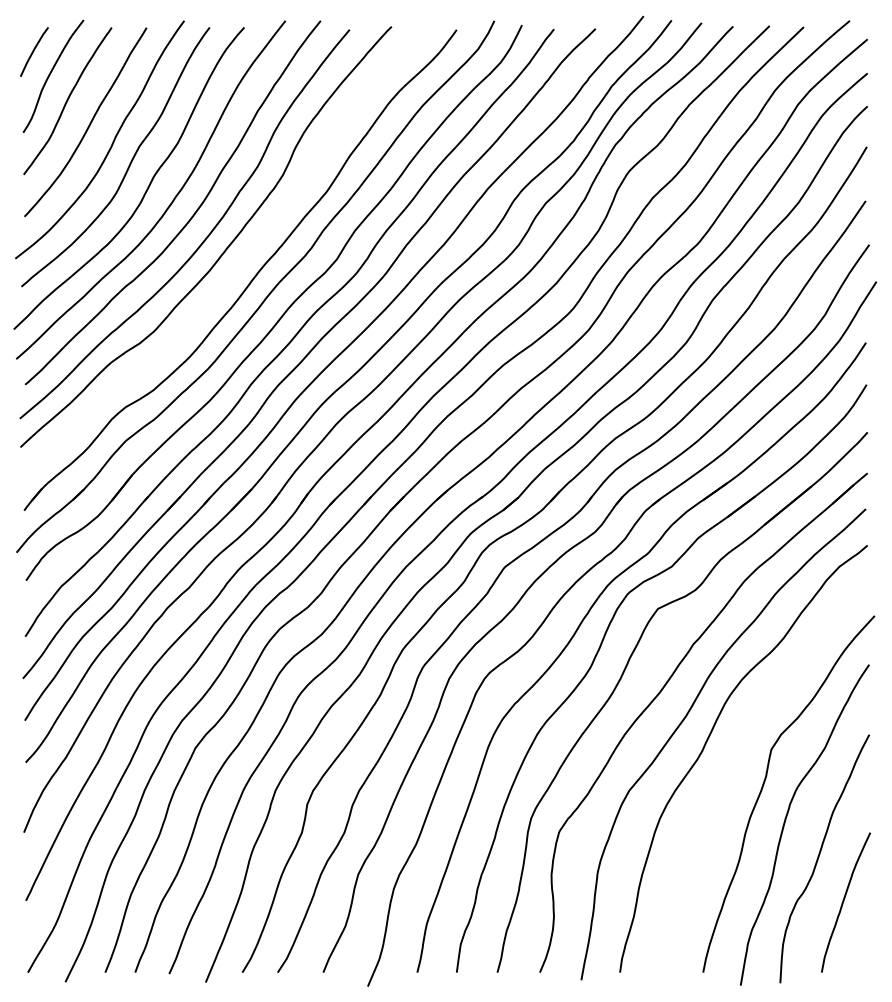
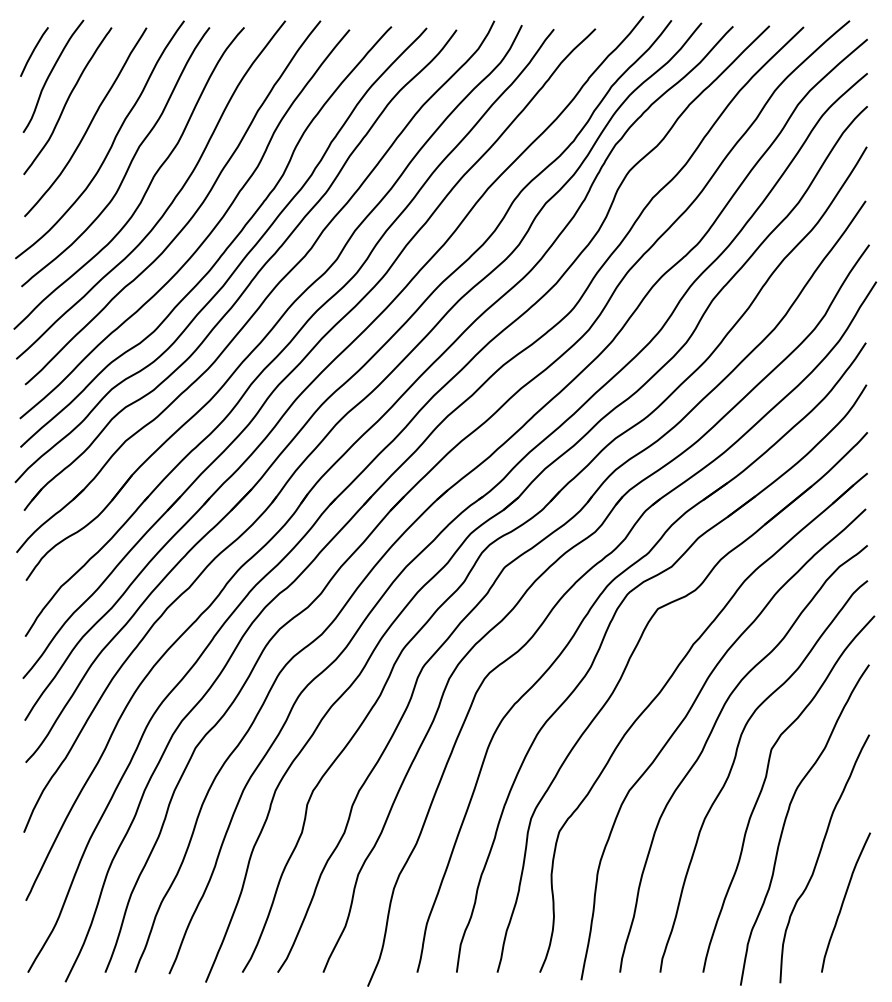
curve: none -> present (236, 266)
curve: none -> present (733, 766)
